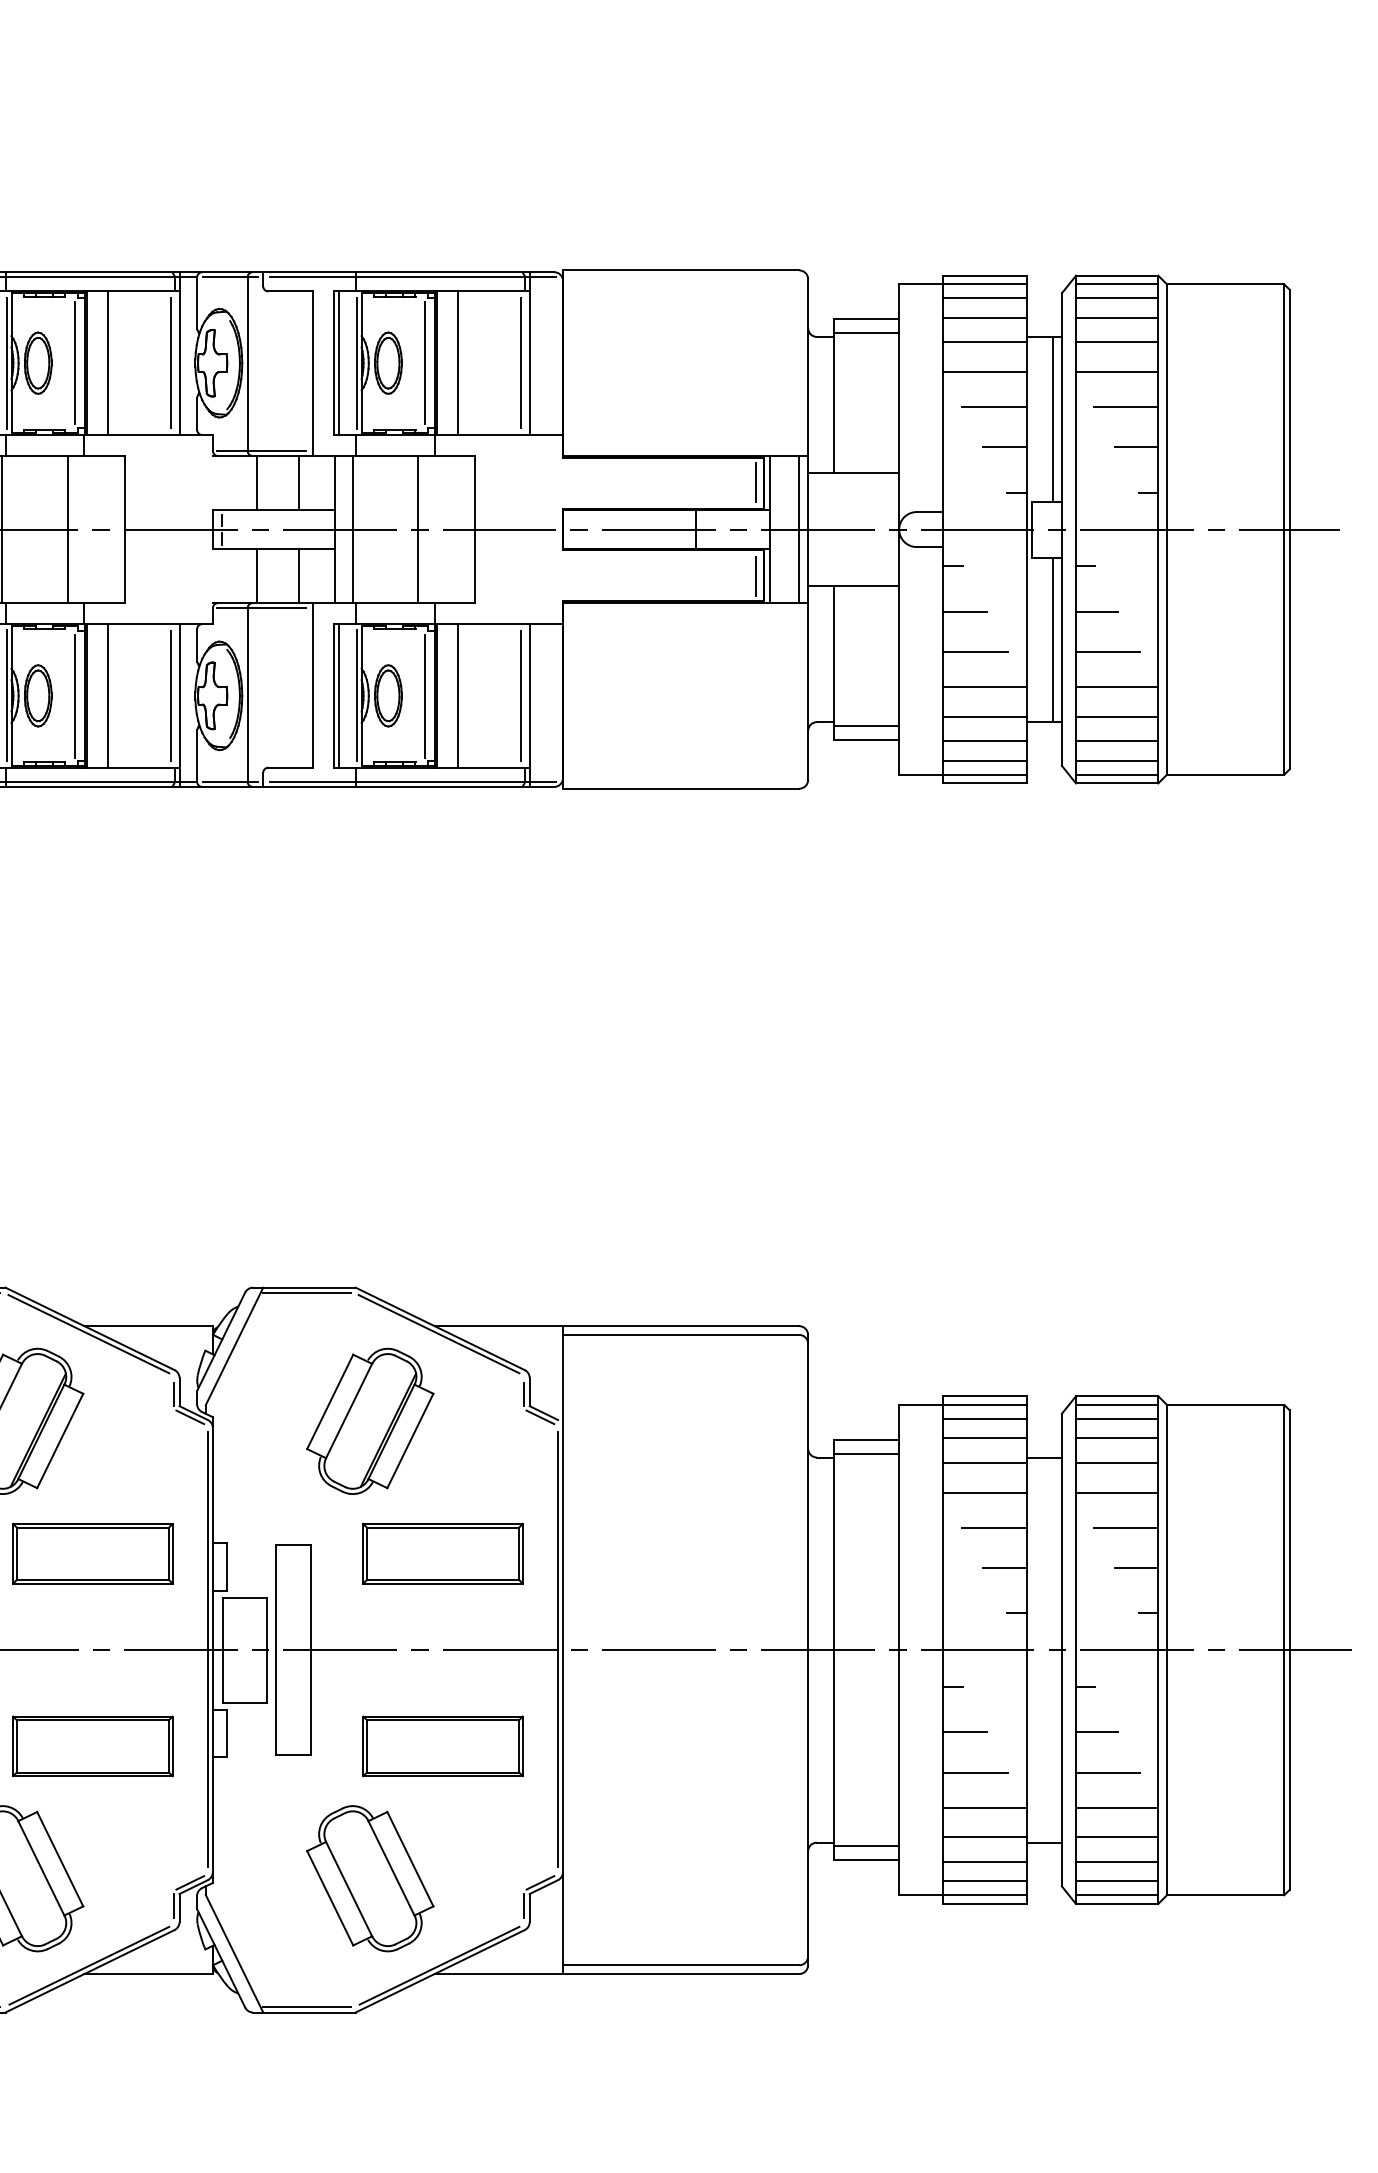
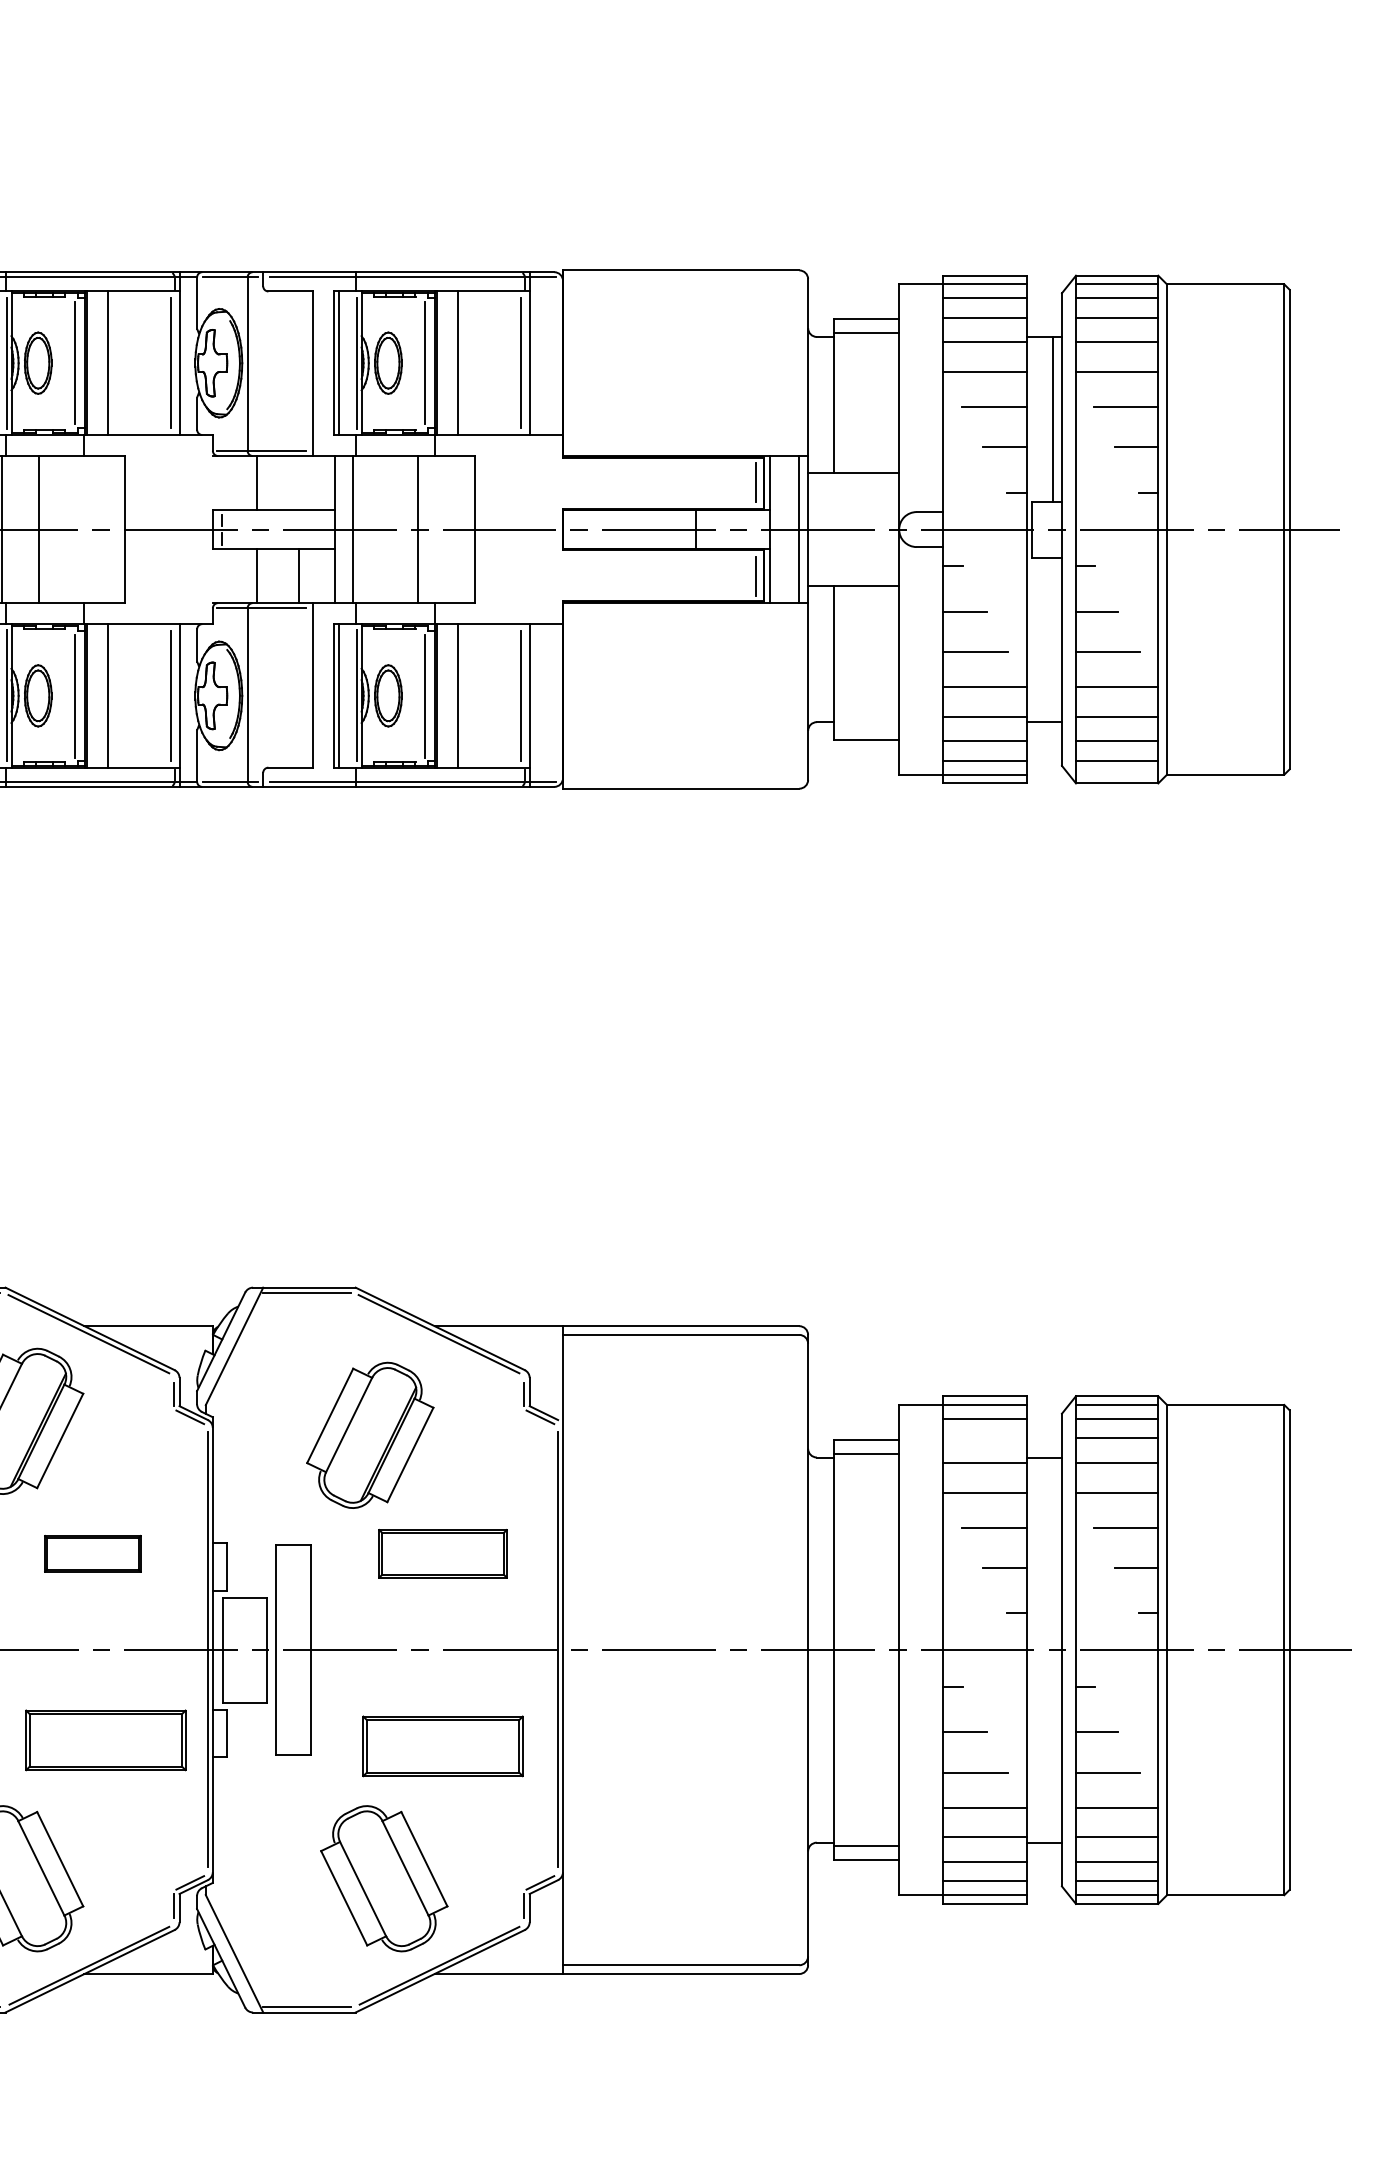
line: present -> none (298, 483)
line position: (67, 529) -> (38, 529) (38, 529)
line: present -> none (1053, 639)
line: present -> none (866, 725)
line: present -> none (1117, 774)
part position: (370, 1420) -> (370, 1434) (370, 1434)
line: present -> none (984, 1438)
part size: 162x62 px -> 98x38 px (92, 1553)
part size: 162x62 px -> 130x50 px (442, 1553)
part position: (92, 1746) -> (105, 1740) (105, 1740)
part position: (370, 1878) -> (384, 1878) (384, 1878)
